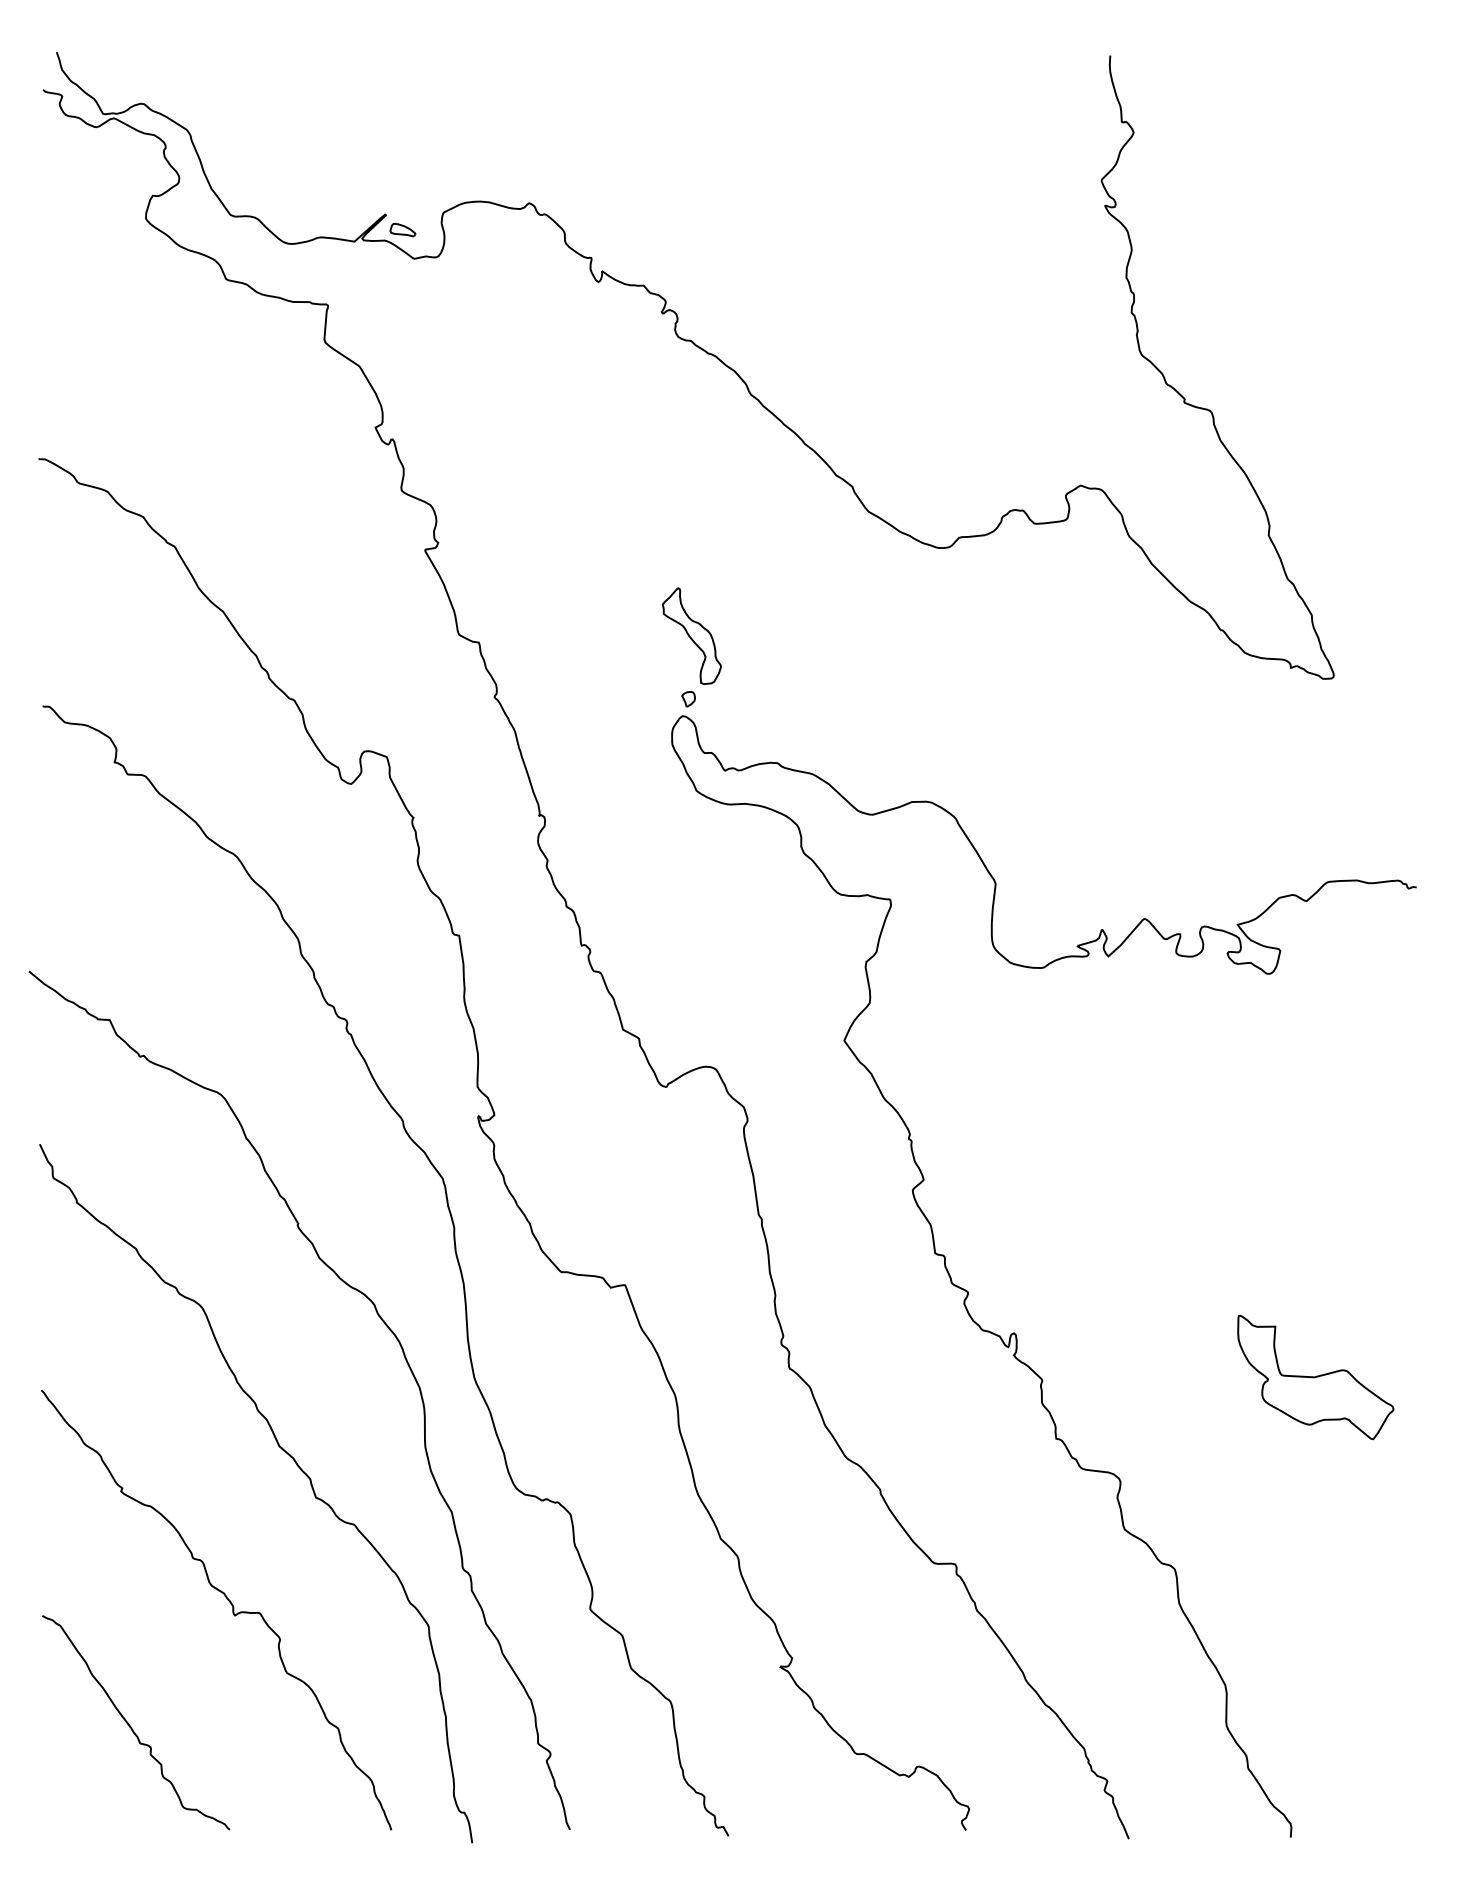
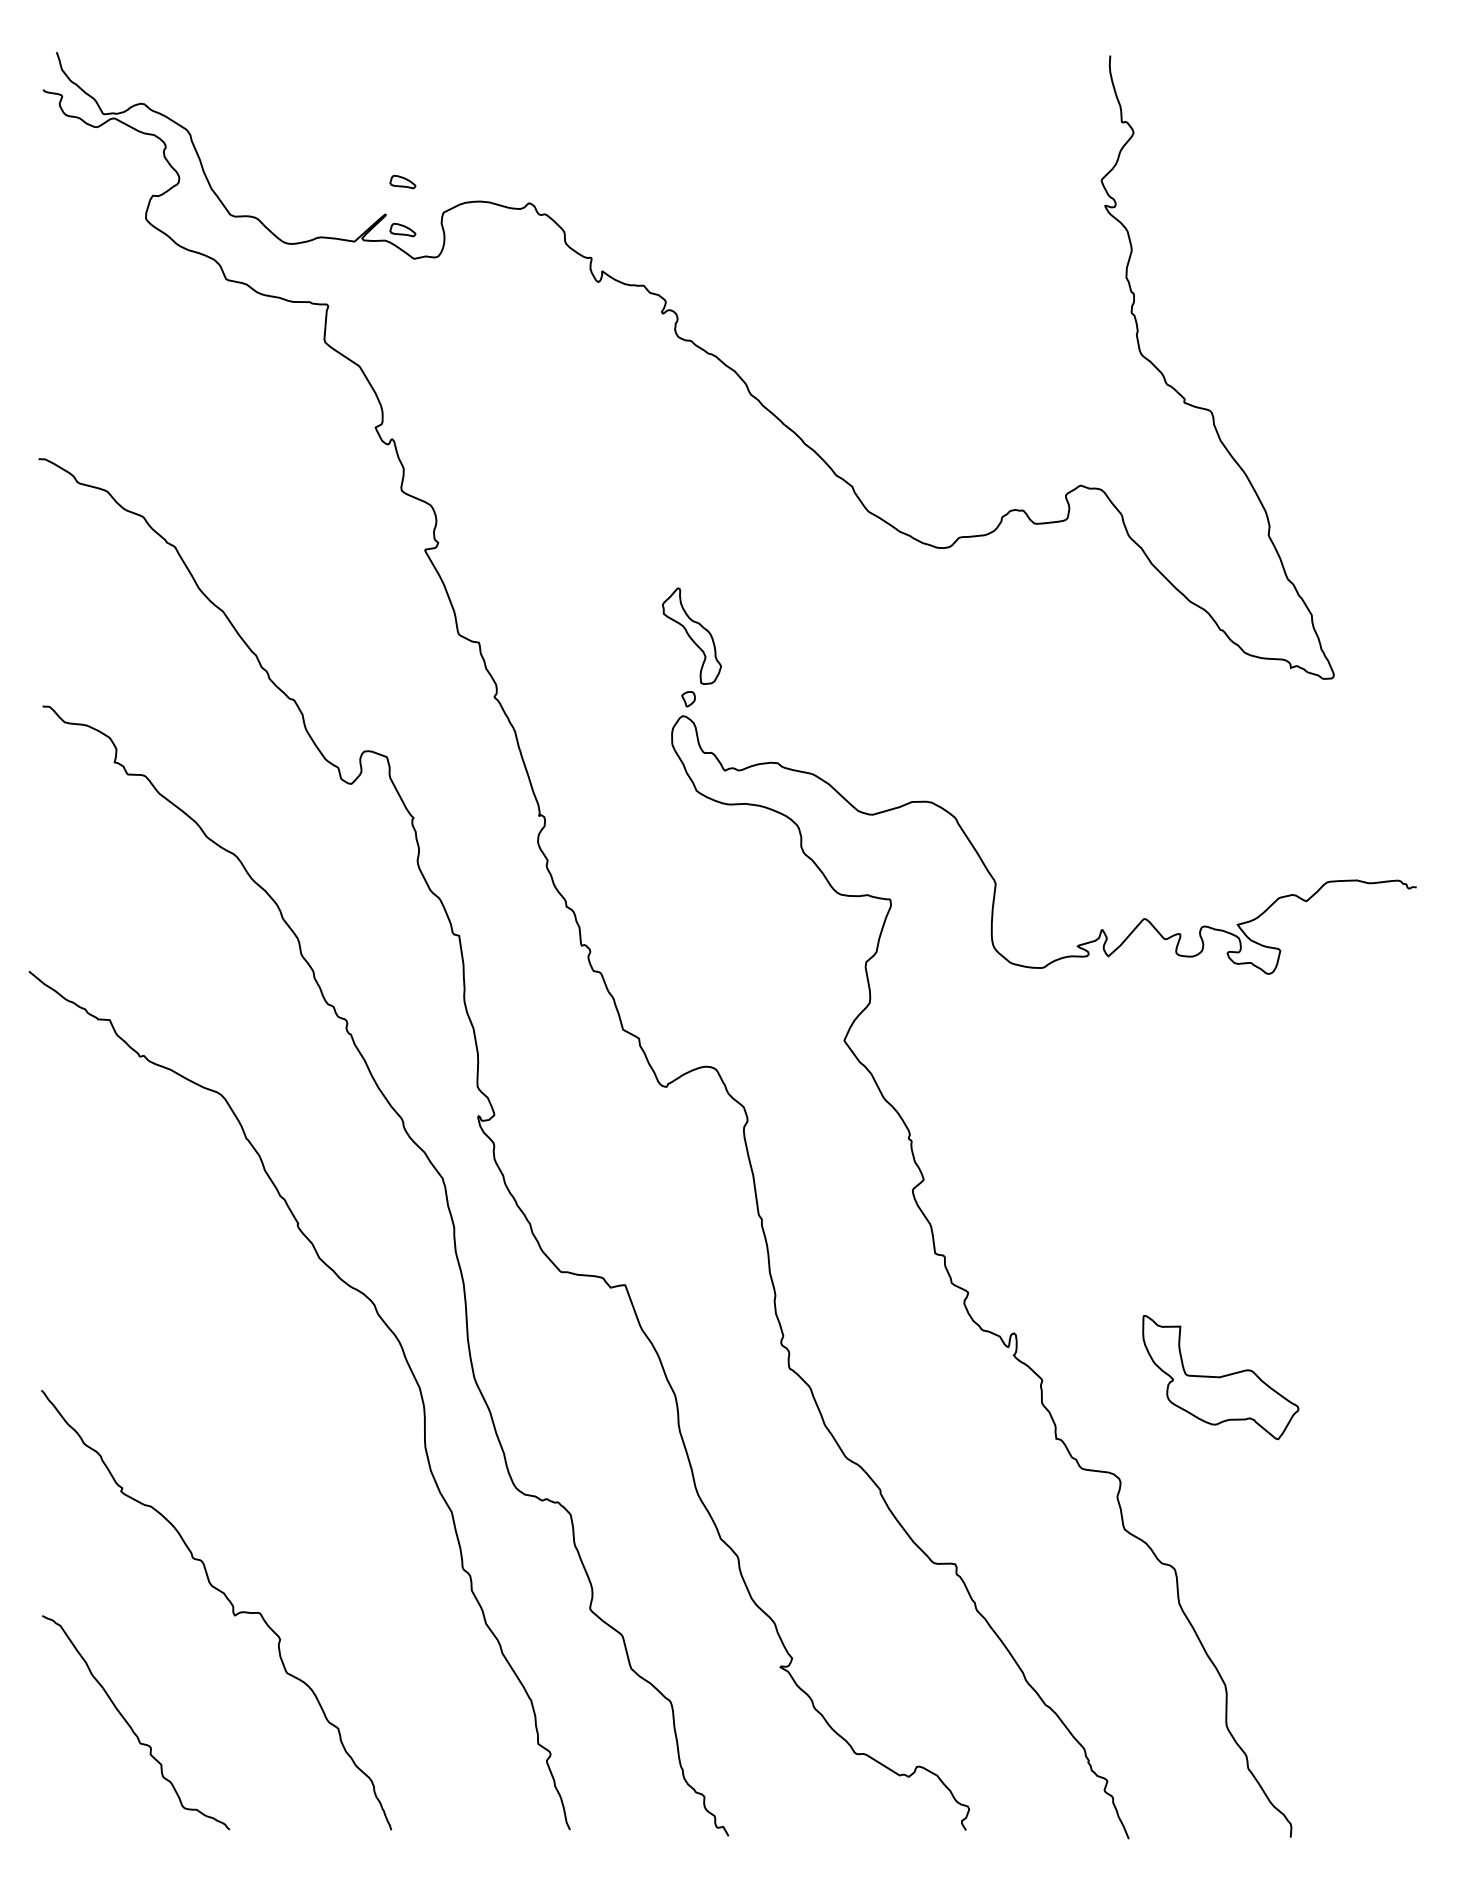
part: none -> present (402, 182)
part position: (1315, 1377) -> (1220, 1377) (1220, 1377)
curve: present -> none (296, 1465)
